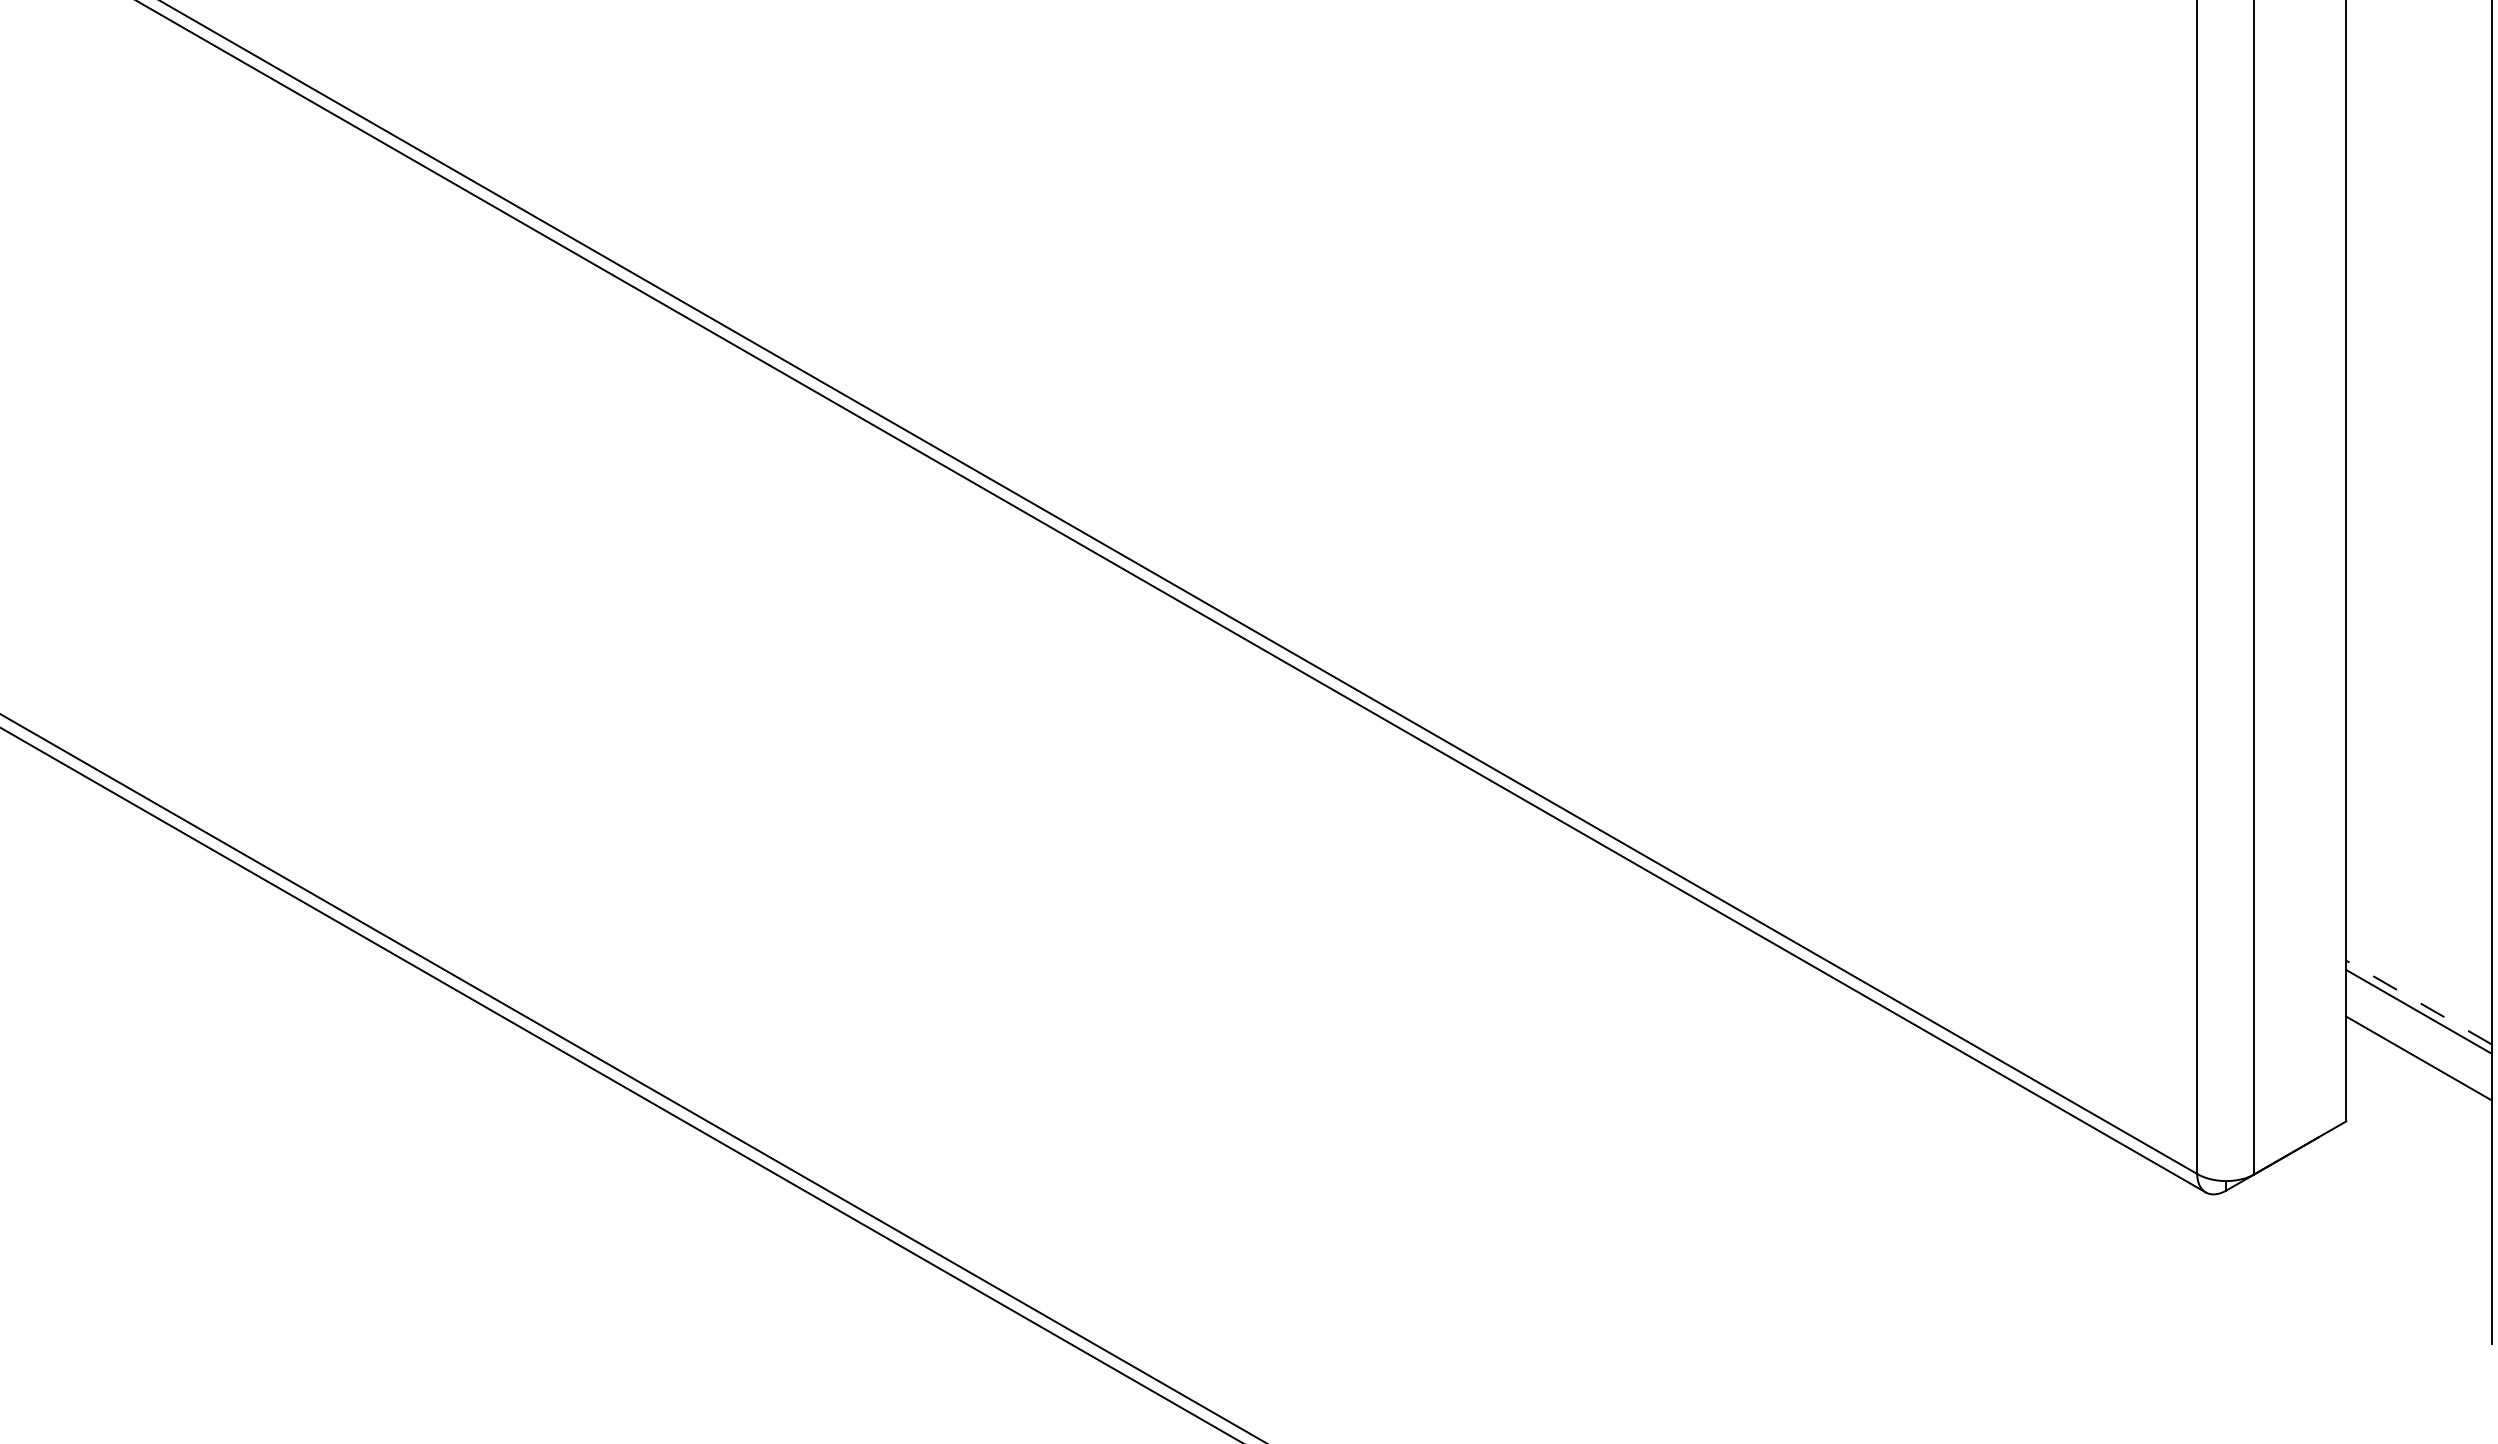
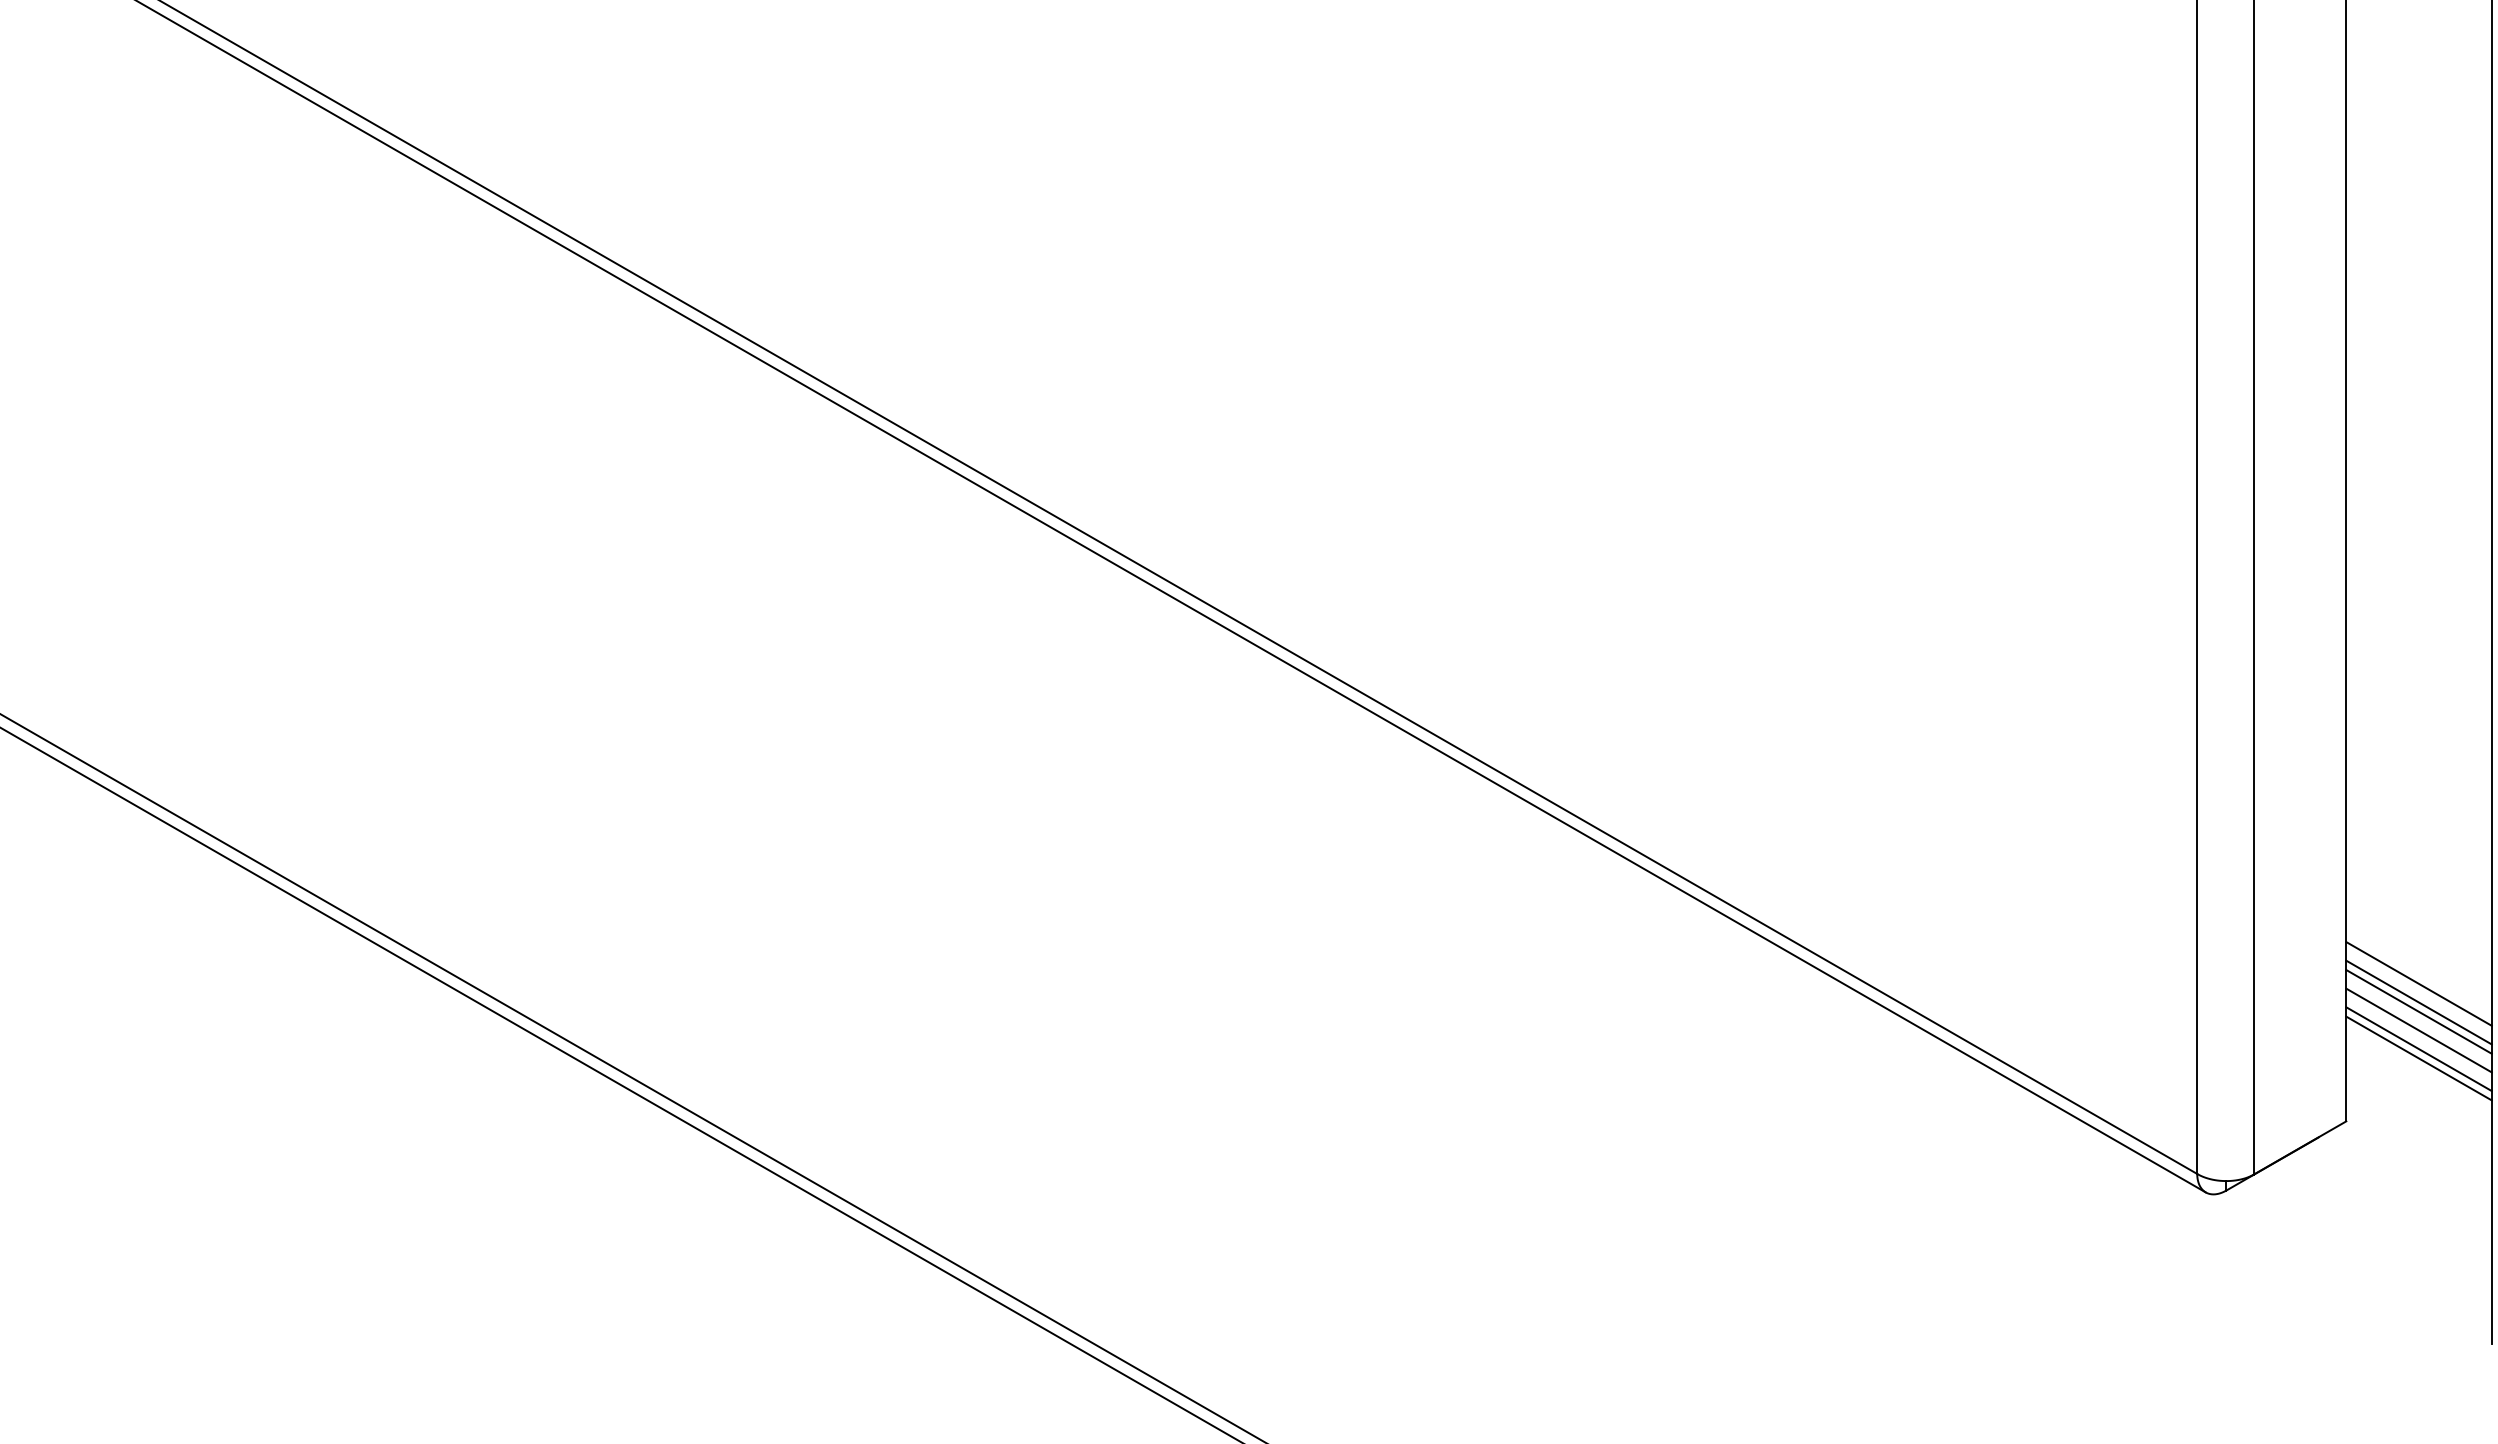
line: none -> present (2418, 983)
line: dashed -> solid (2419, 1002)
line: none -> present (2418, 1030)
line: none -> present (2418, 1049)
